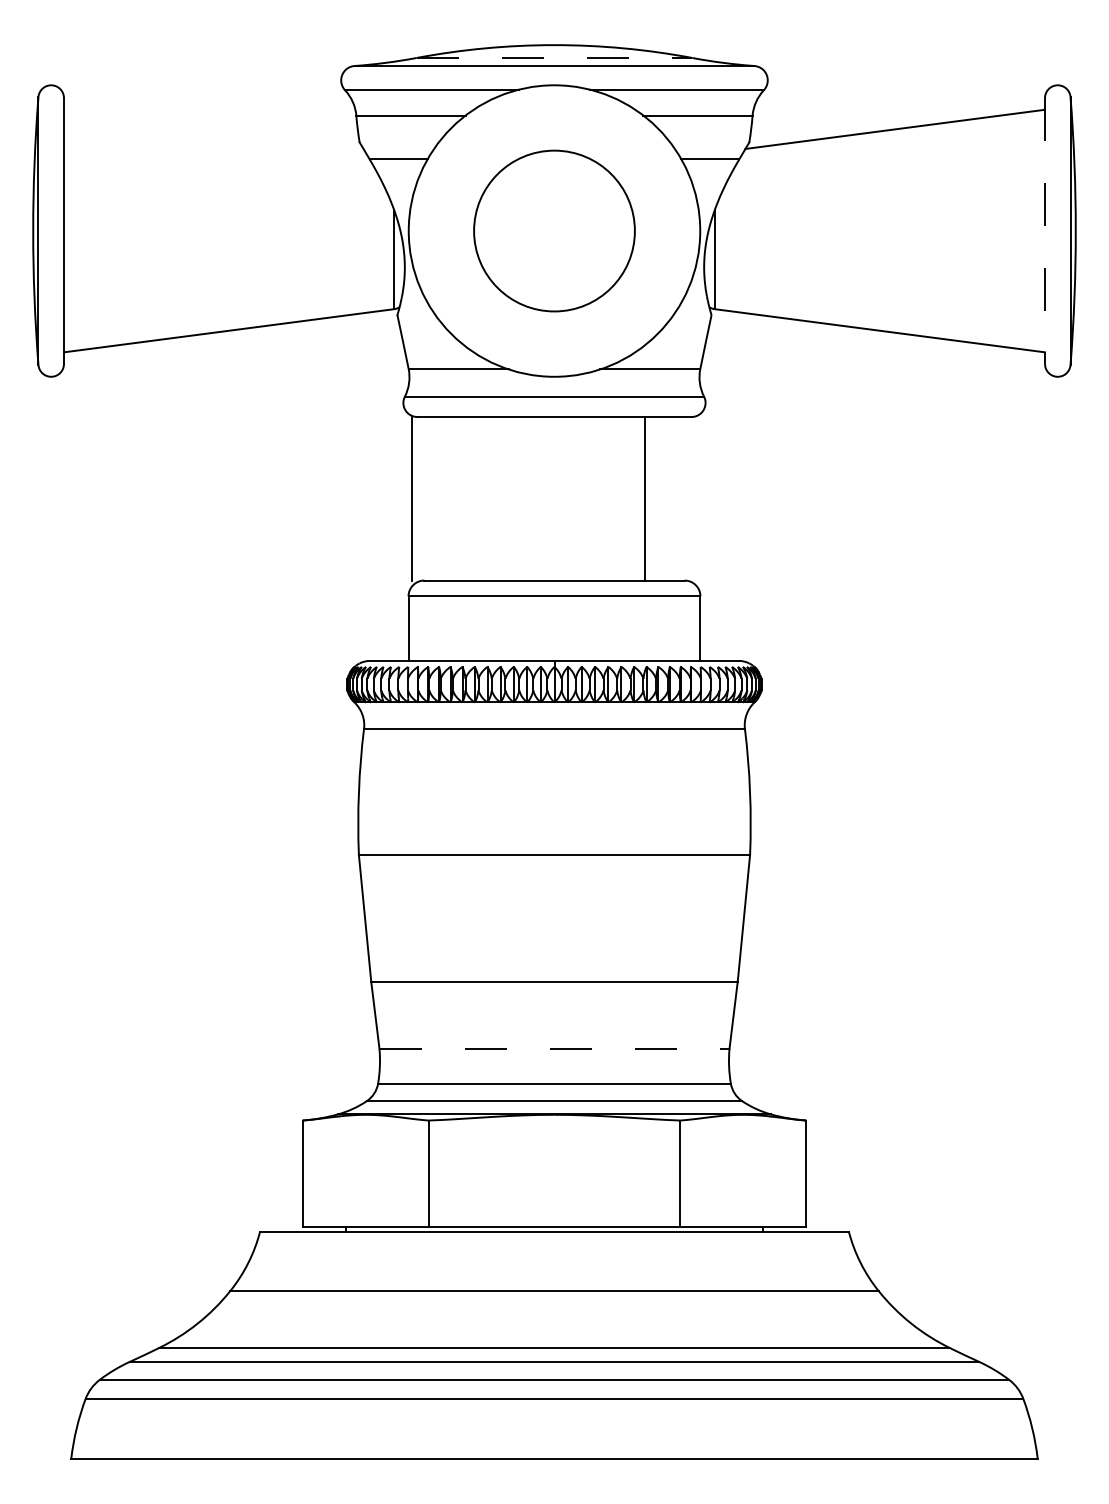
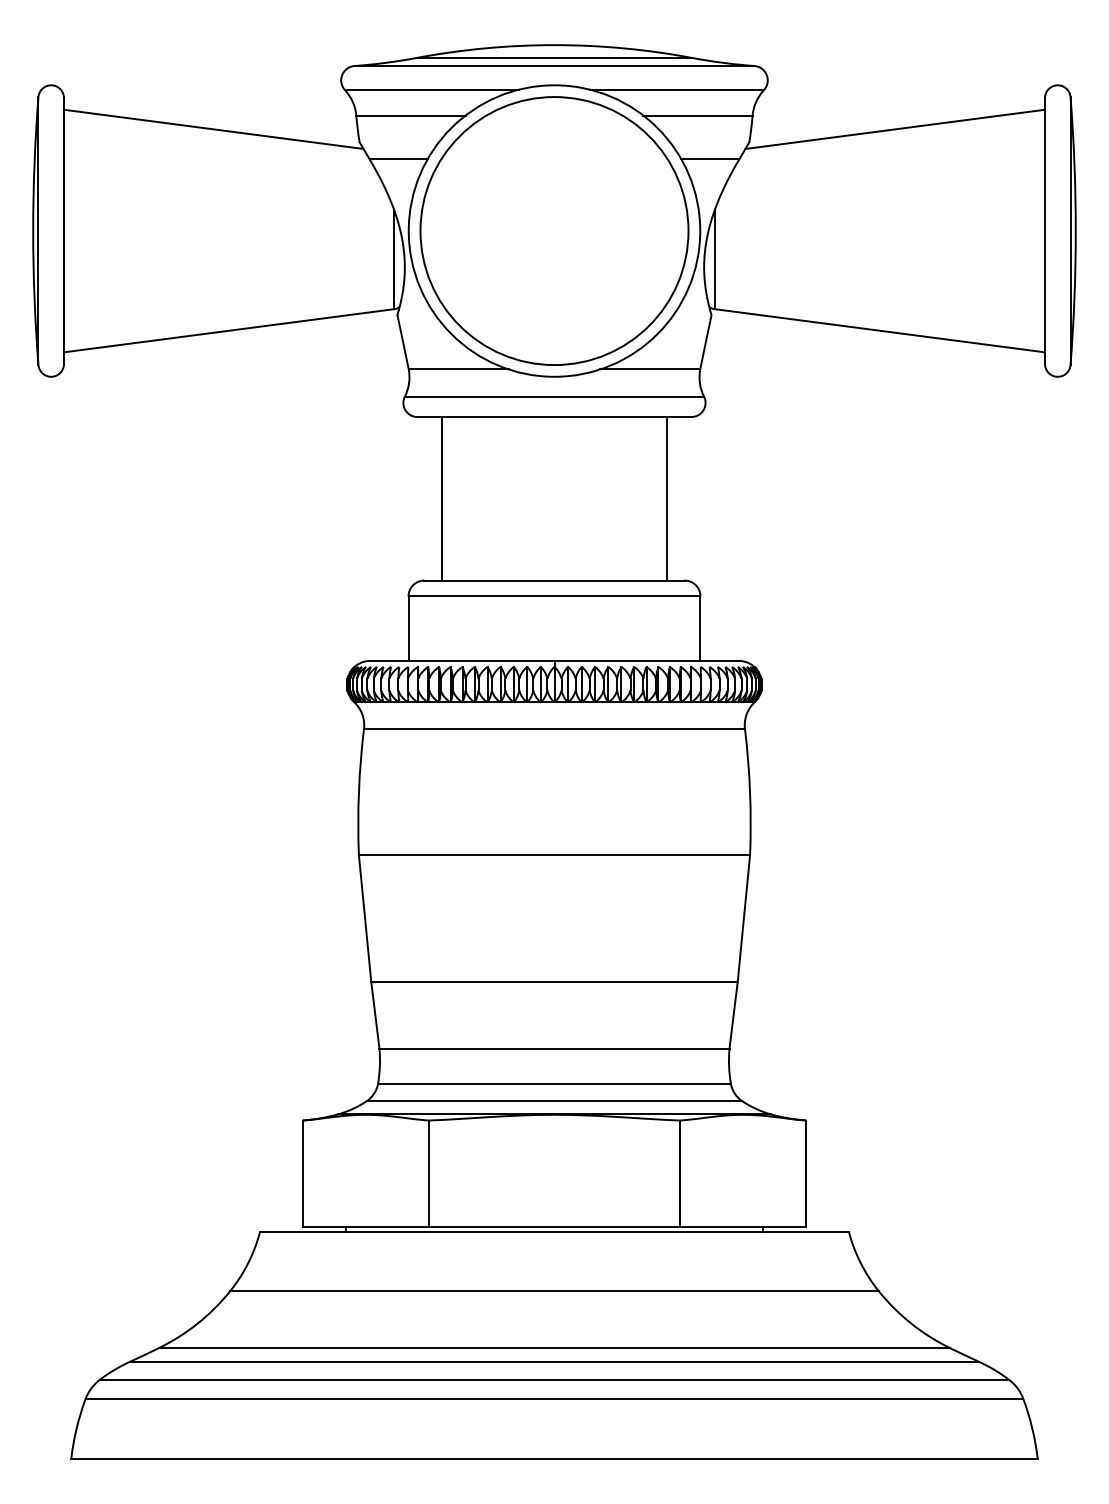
line: dashed -> solid (554, 57)
line: none -> present (213, 128)
circle diameter: 161 px -> 268 px (554, 231)
line: dashed -> solid (1045, 231)
line position: (411, 498) -> (441, 498) (441, 498)
line position: (645, 498) -> (667, 498) (667, 498)
line: dashed -> solid (555, 1048)
